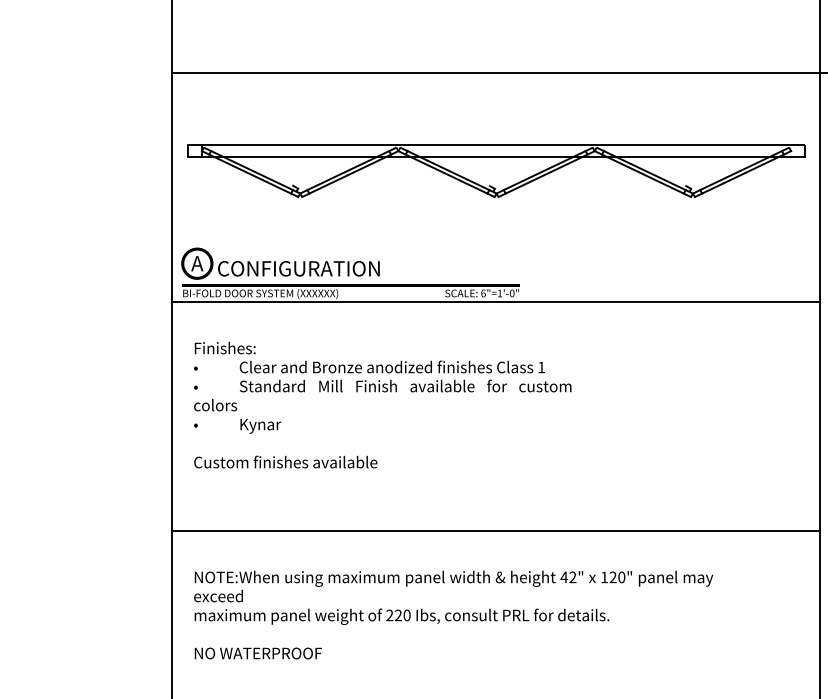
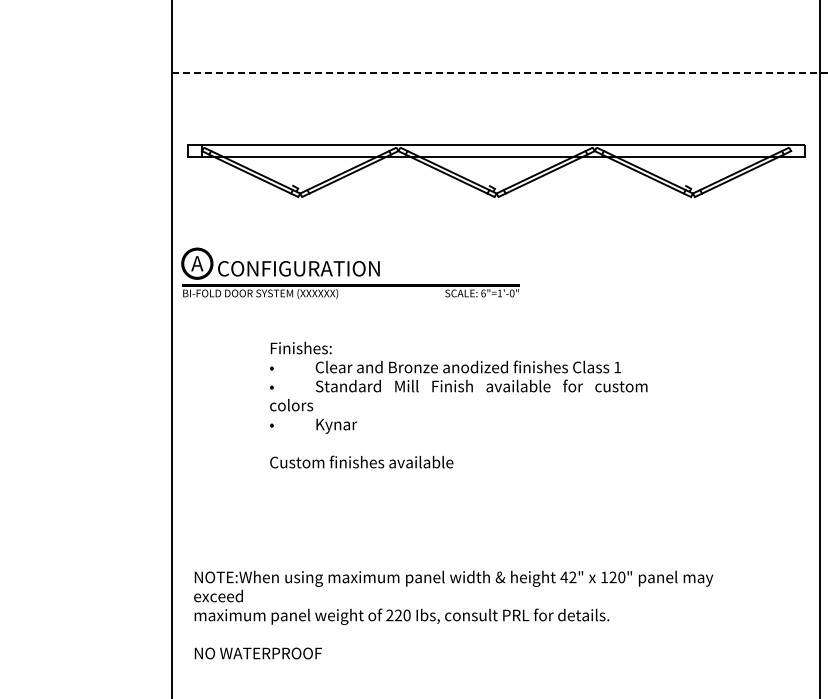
line: solid -> dashed (496, 73)
line: present -> none (495, 302)
text position: (382, 404) -> (458, 404) (458, 404)
line: present -> none (495, 531)
